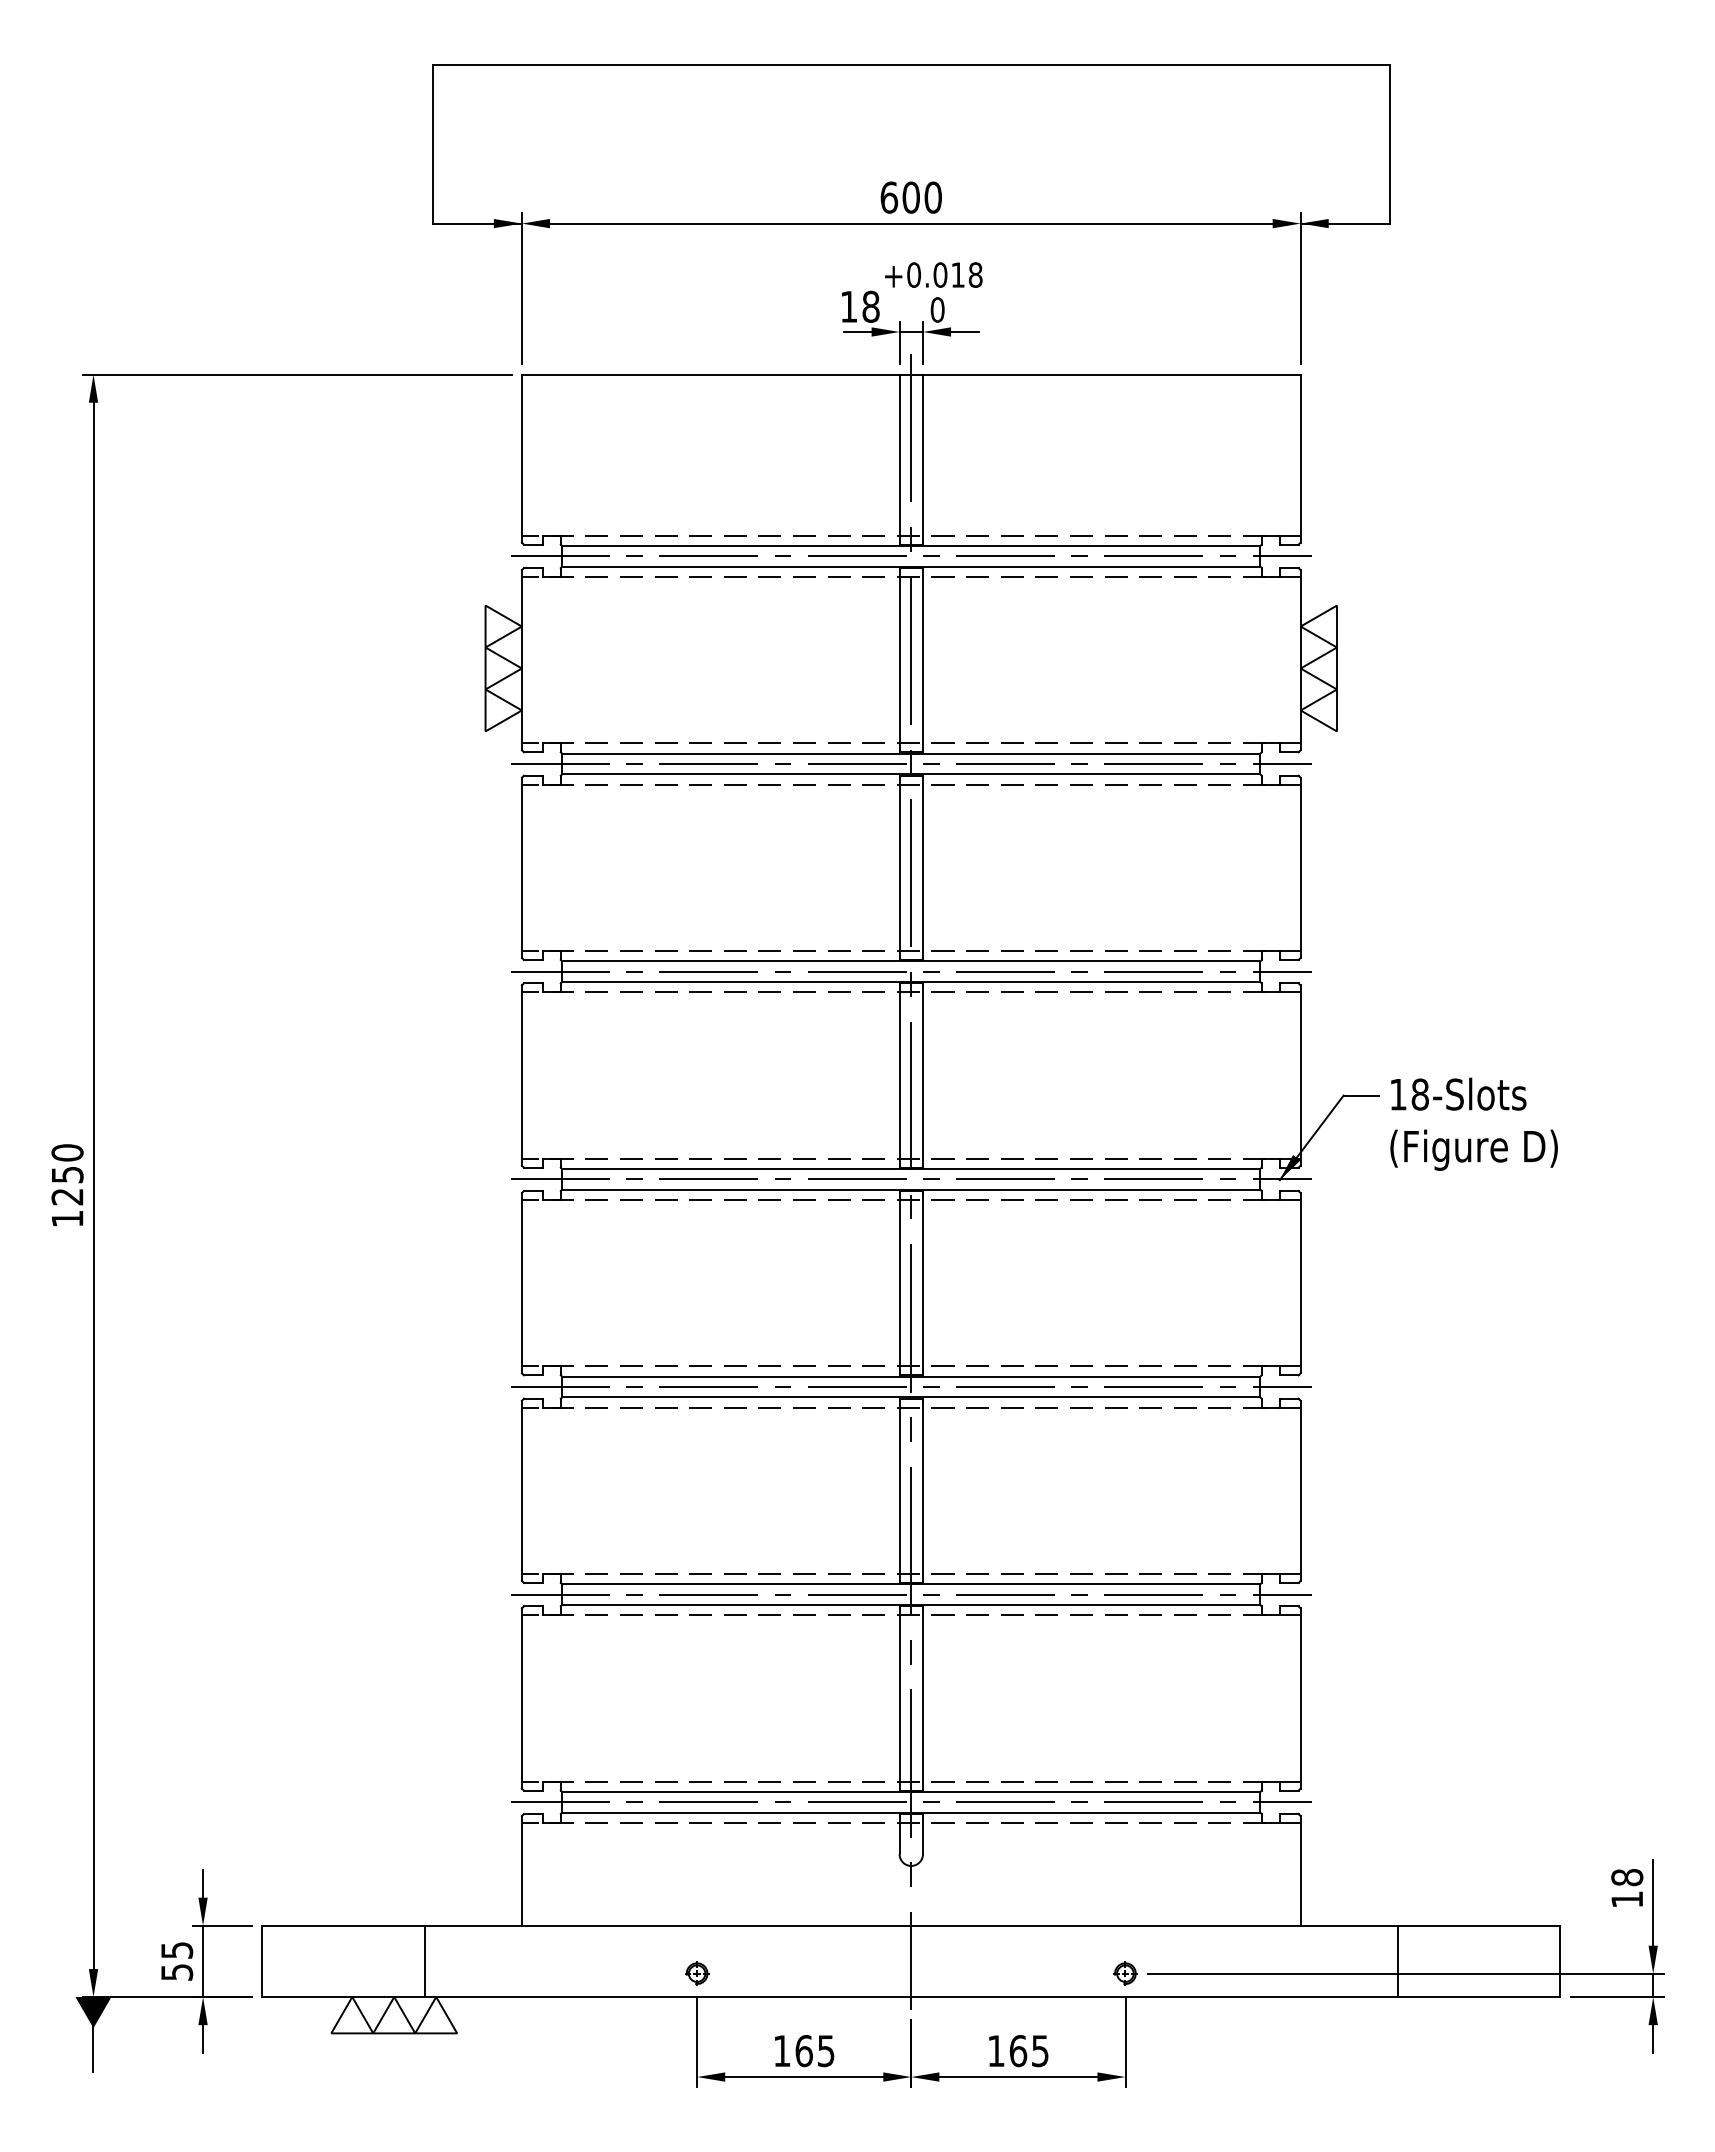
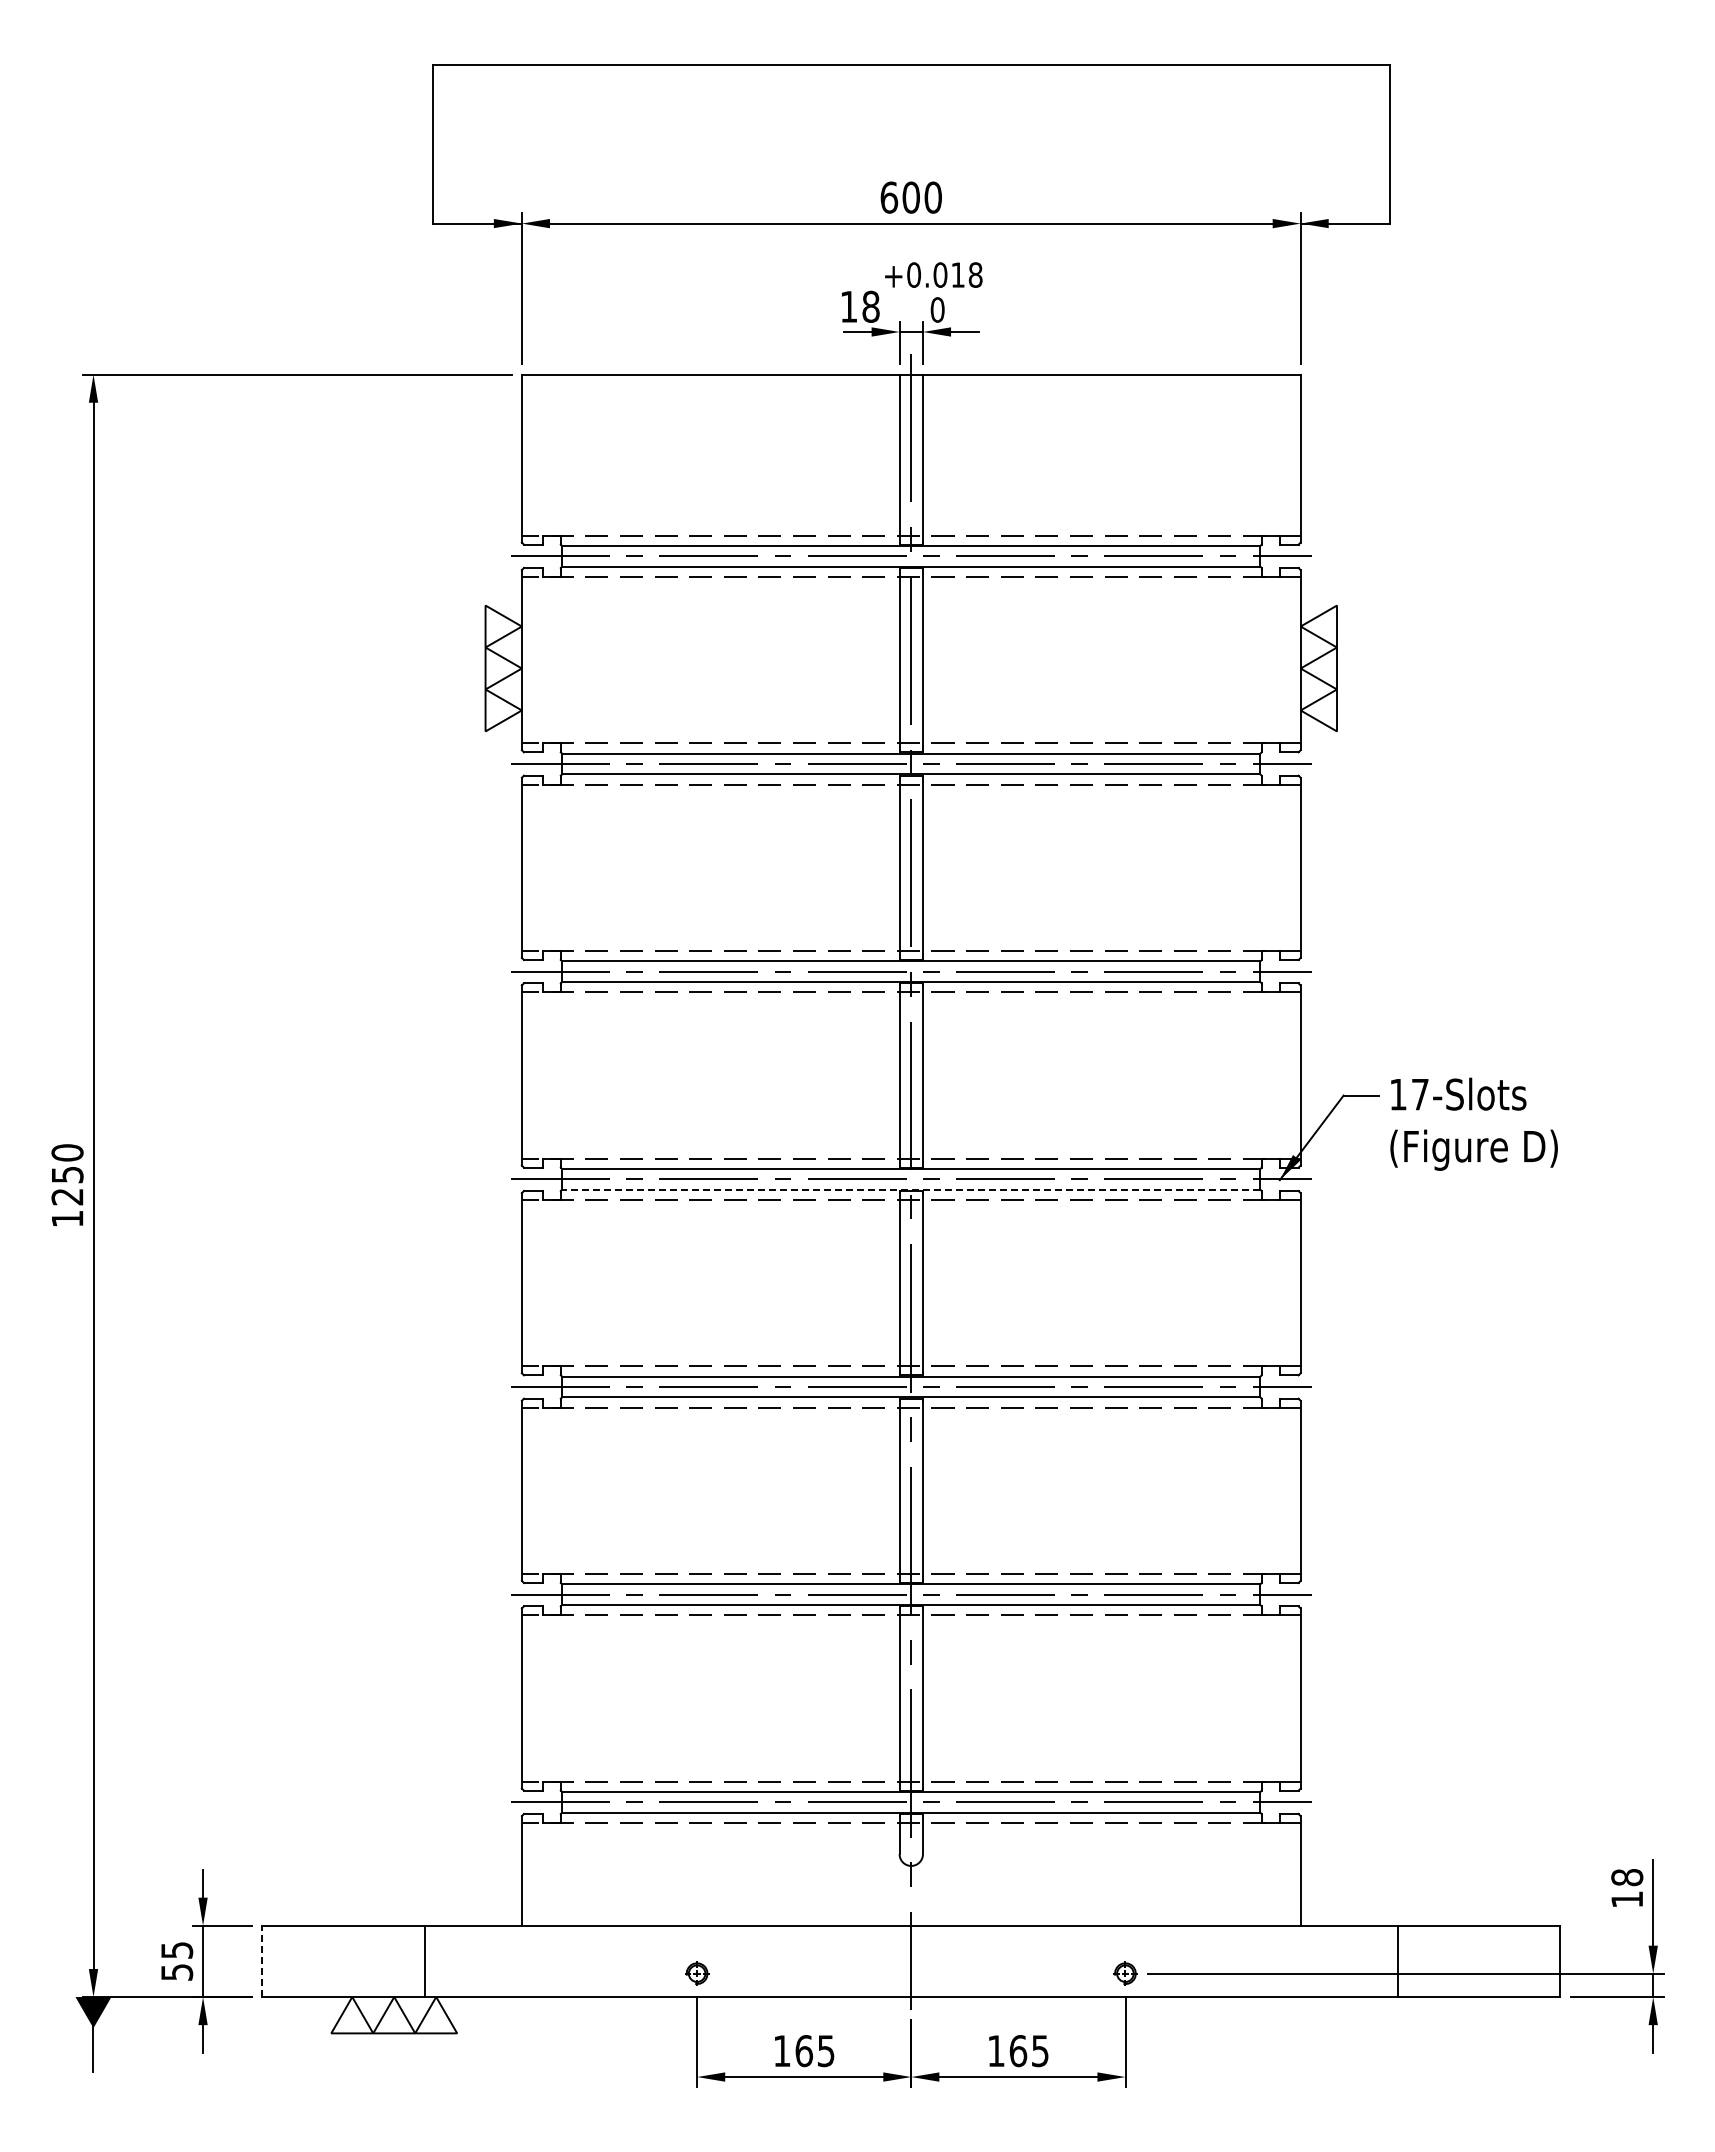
text: 18-Slots -> 17-Slots (1419, 1094)
line: solid -> dashed (910, 1189)
line: solid -> dashed (262, 1961)
